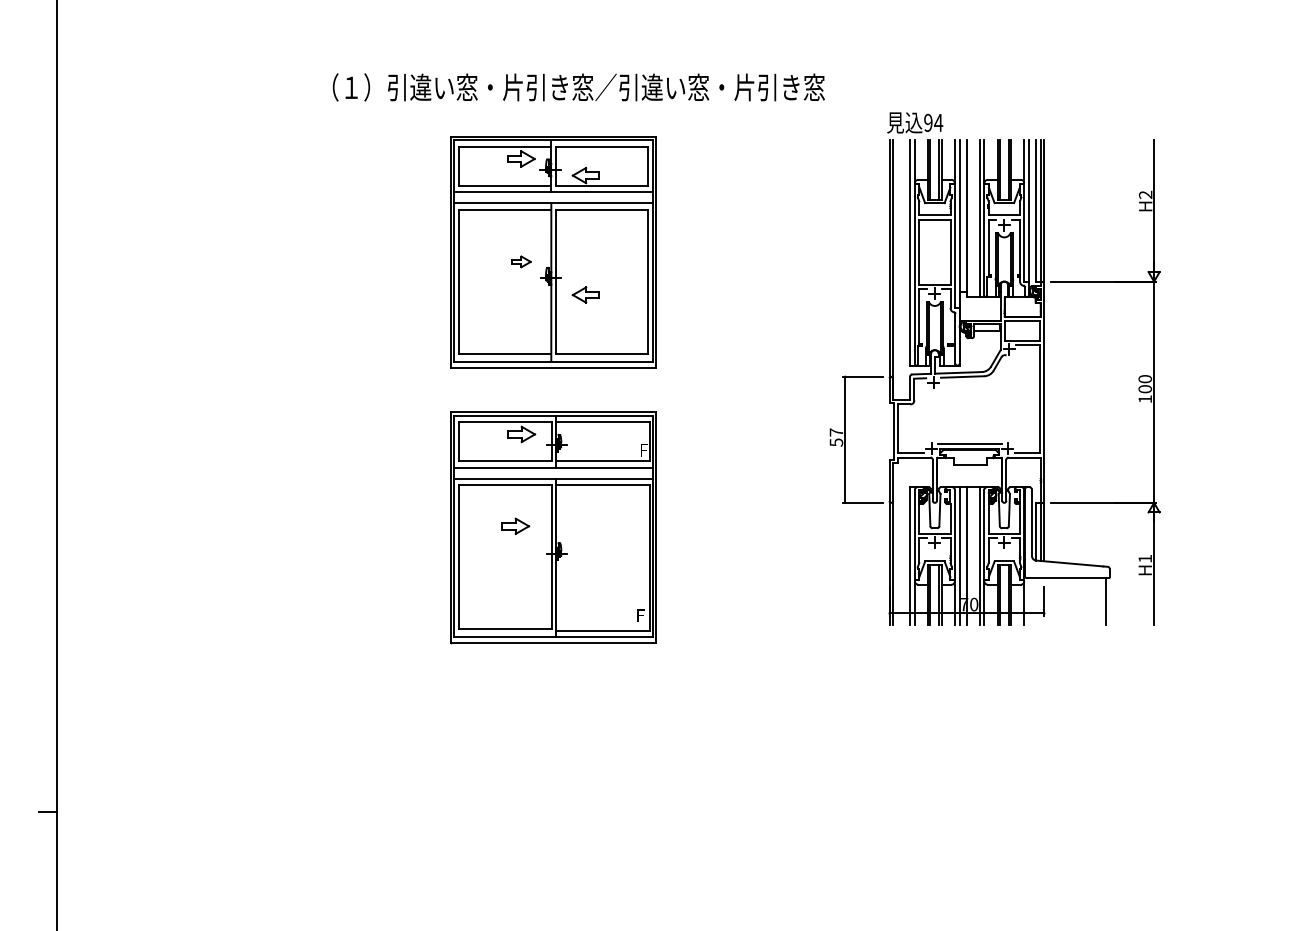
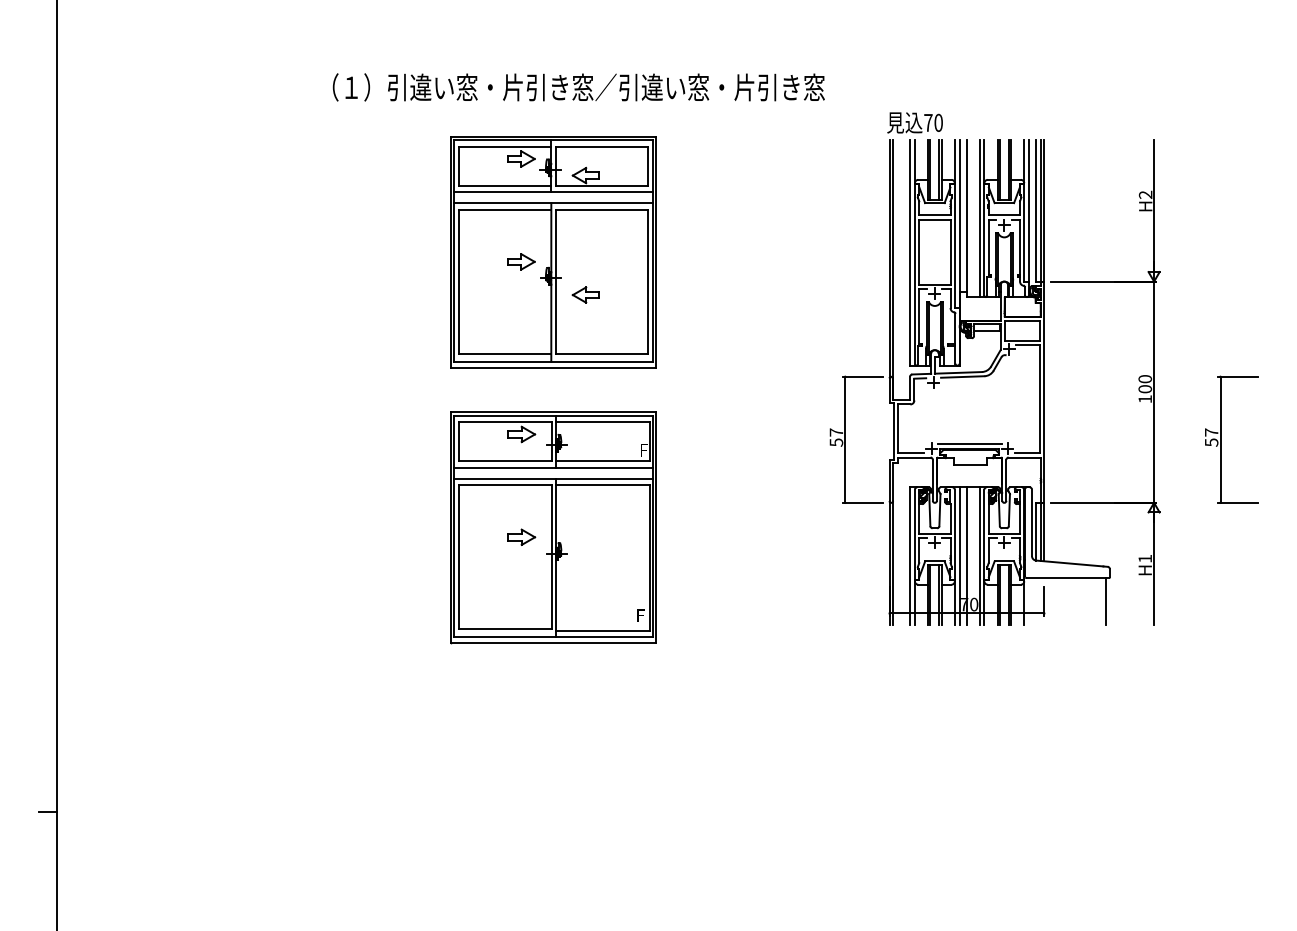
text: 94 -> 70 (933, 122)
part size: 21x14 px -> 29x18 px (521, 261)
part: none -> present (1221, 439)
part position: (515, 525) -> (521, 536) (521, 536)
